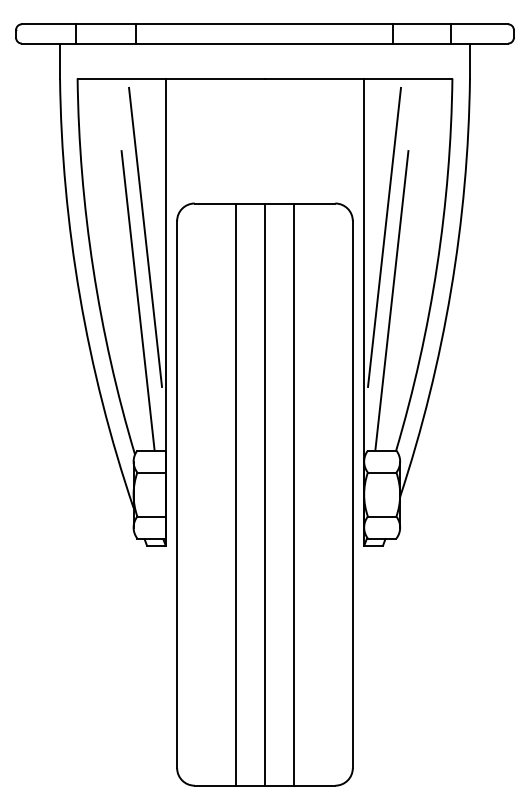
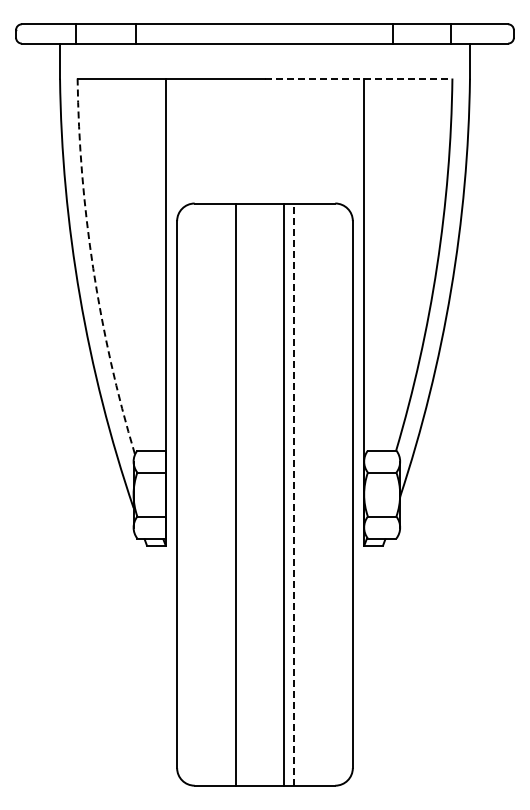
line: solid -> dashed (358, 78)
line: present -> none (145, 236)
line: present -> none (384, 236)
arc: solid -> dashed (93, 268)
line: present -> none (137, 300)
line: present -> none (391, 300)
line position: (264, 494) -> (283, 494) (283, 494)
line: solid -> dashed (294, 494)
